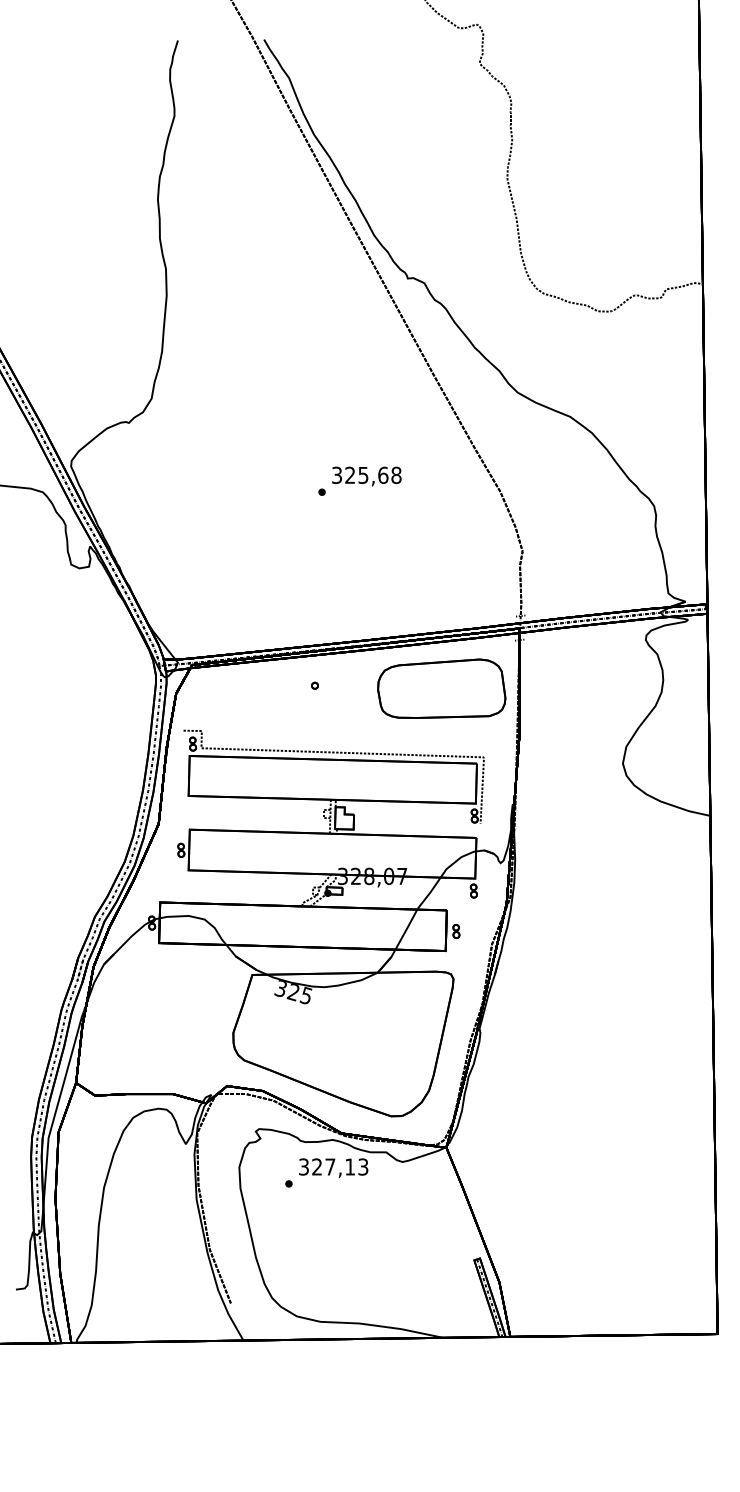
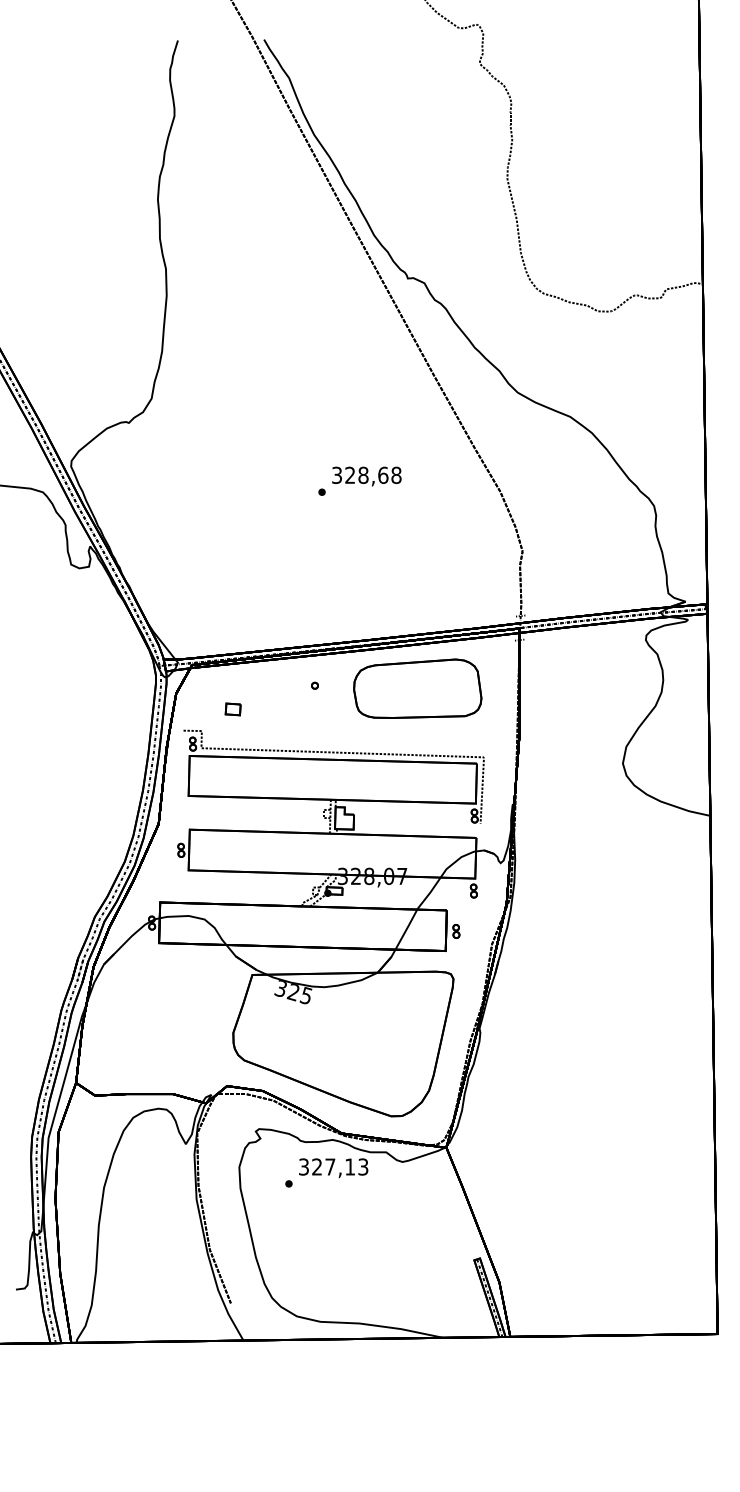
text: 325,68 -> 328,68 (363, 474)
part position: (441, 688) -> (417, 688) (417, 688)
part: none -> present (232, 709)
